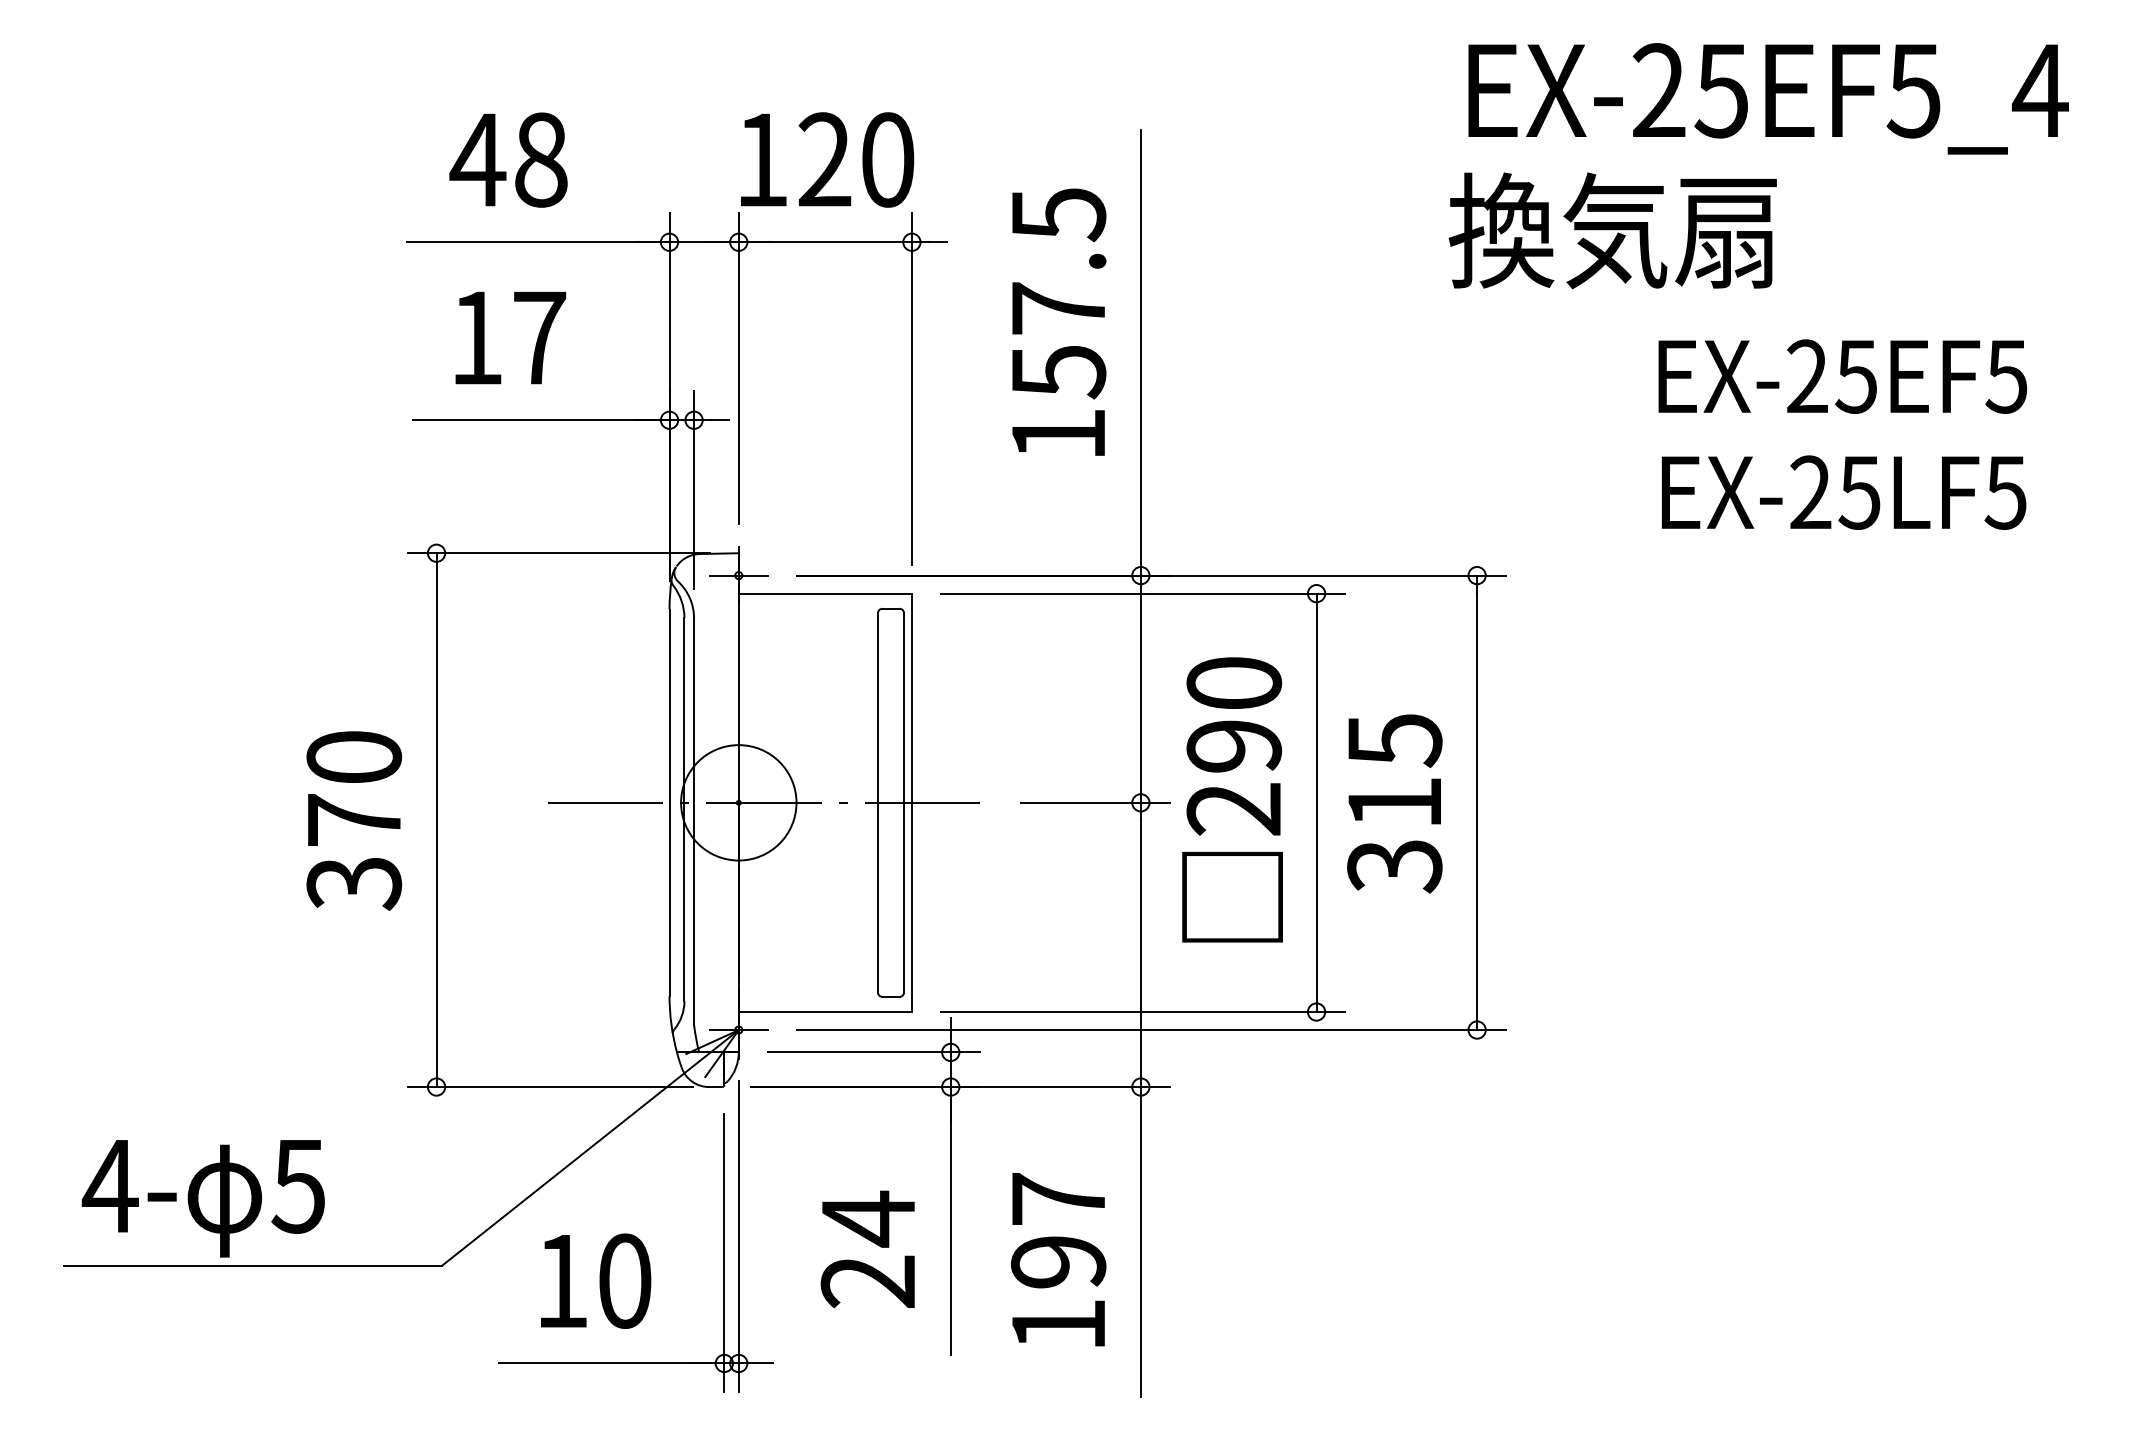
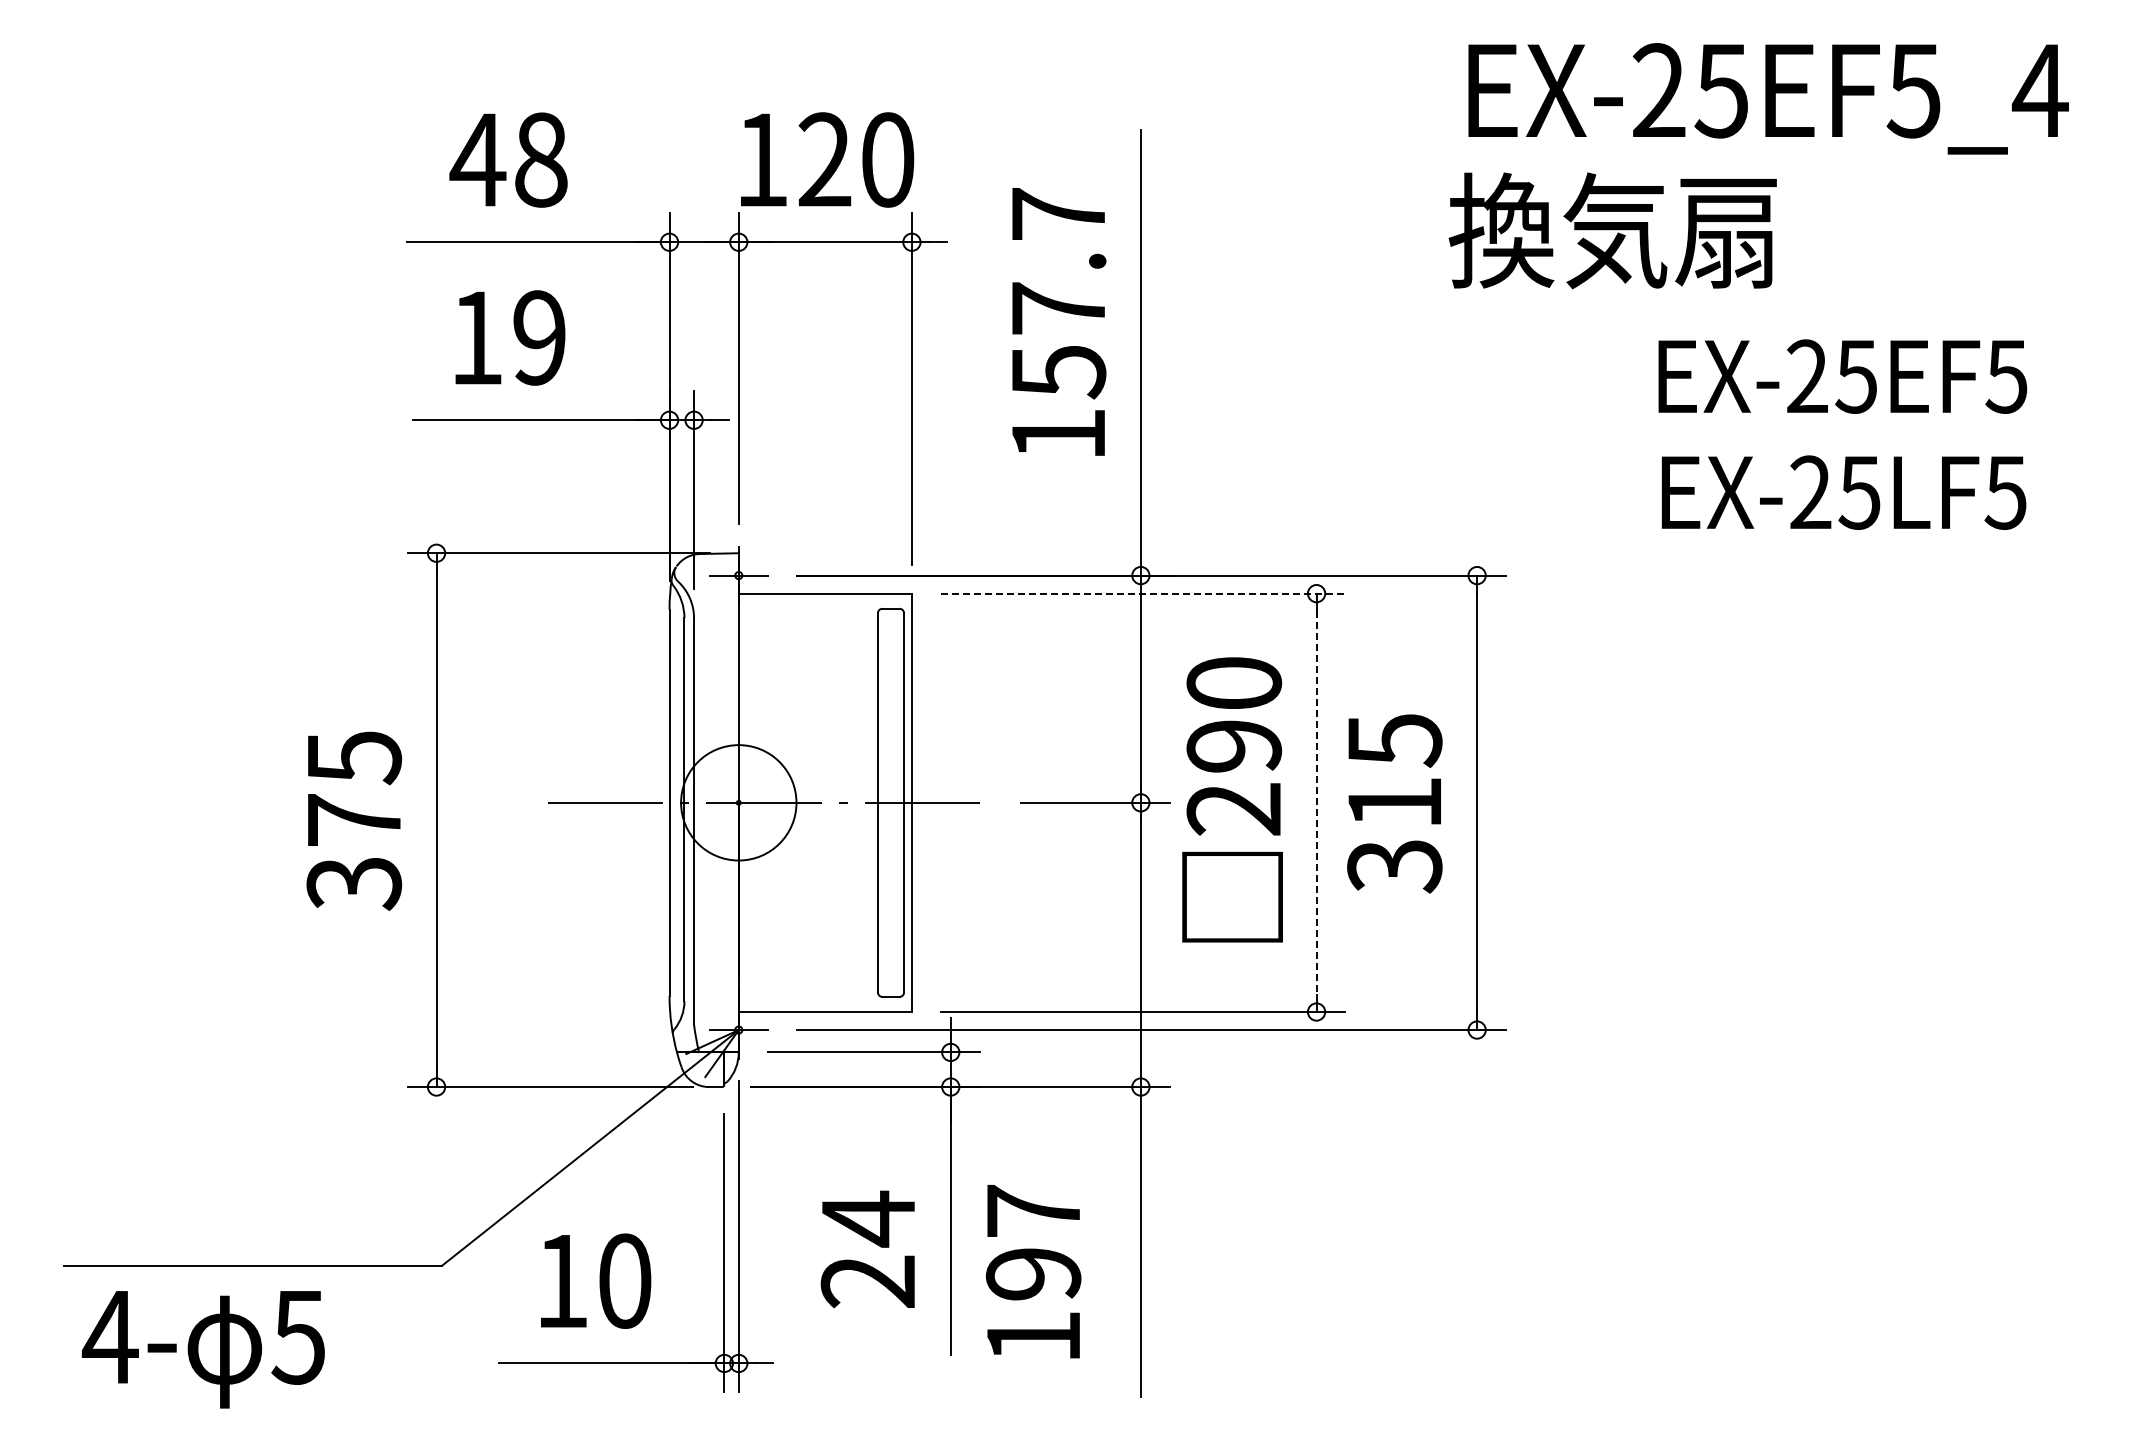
text: 157.5 -> 157.7 (1059, 215)
text: 17 -> 19 (539, 337)
line: solid -> dashed (1143, 593)
text: 370 -> 375 (354, 758)
line: solid -> dashed (1316, 802)
text position: (202, 1198) -> (202, 1349) (202, 1349)
text position: (1058, 1259) -> (1033, 1271) (1033, 1271)
